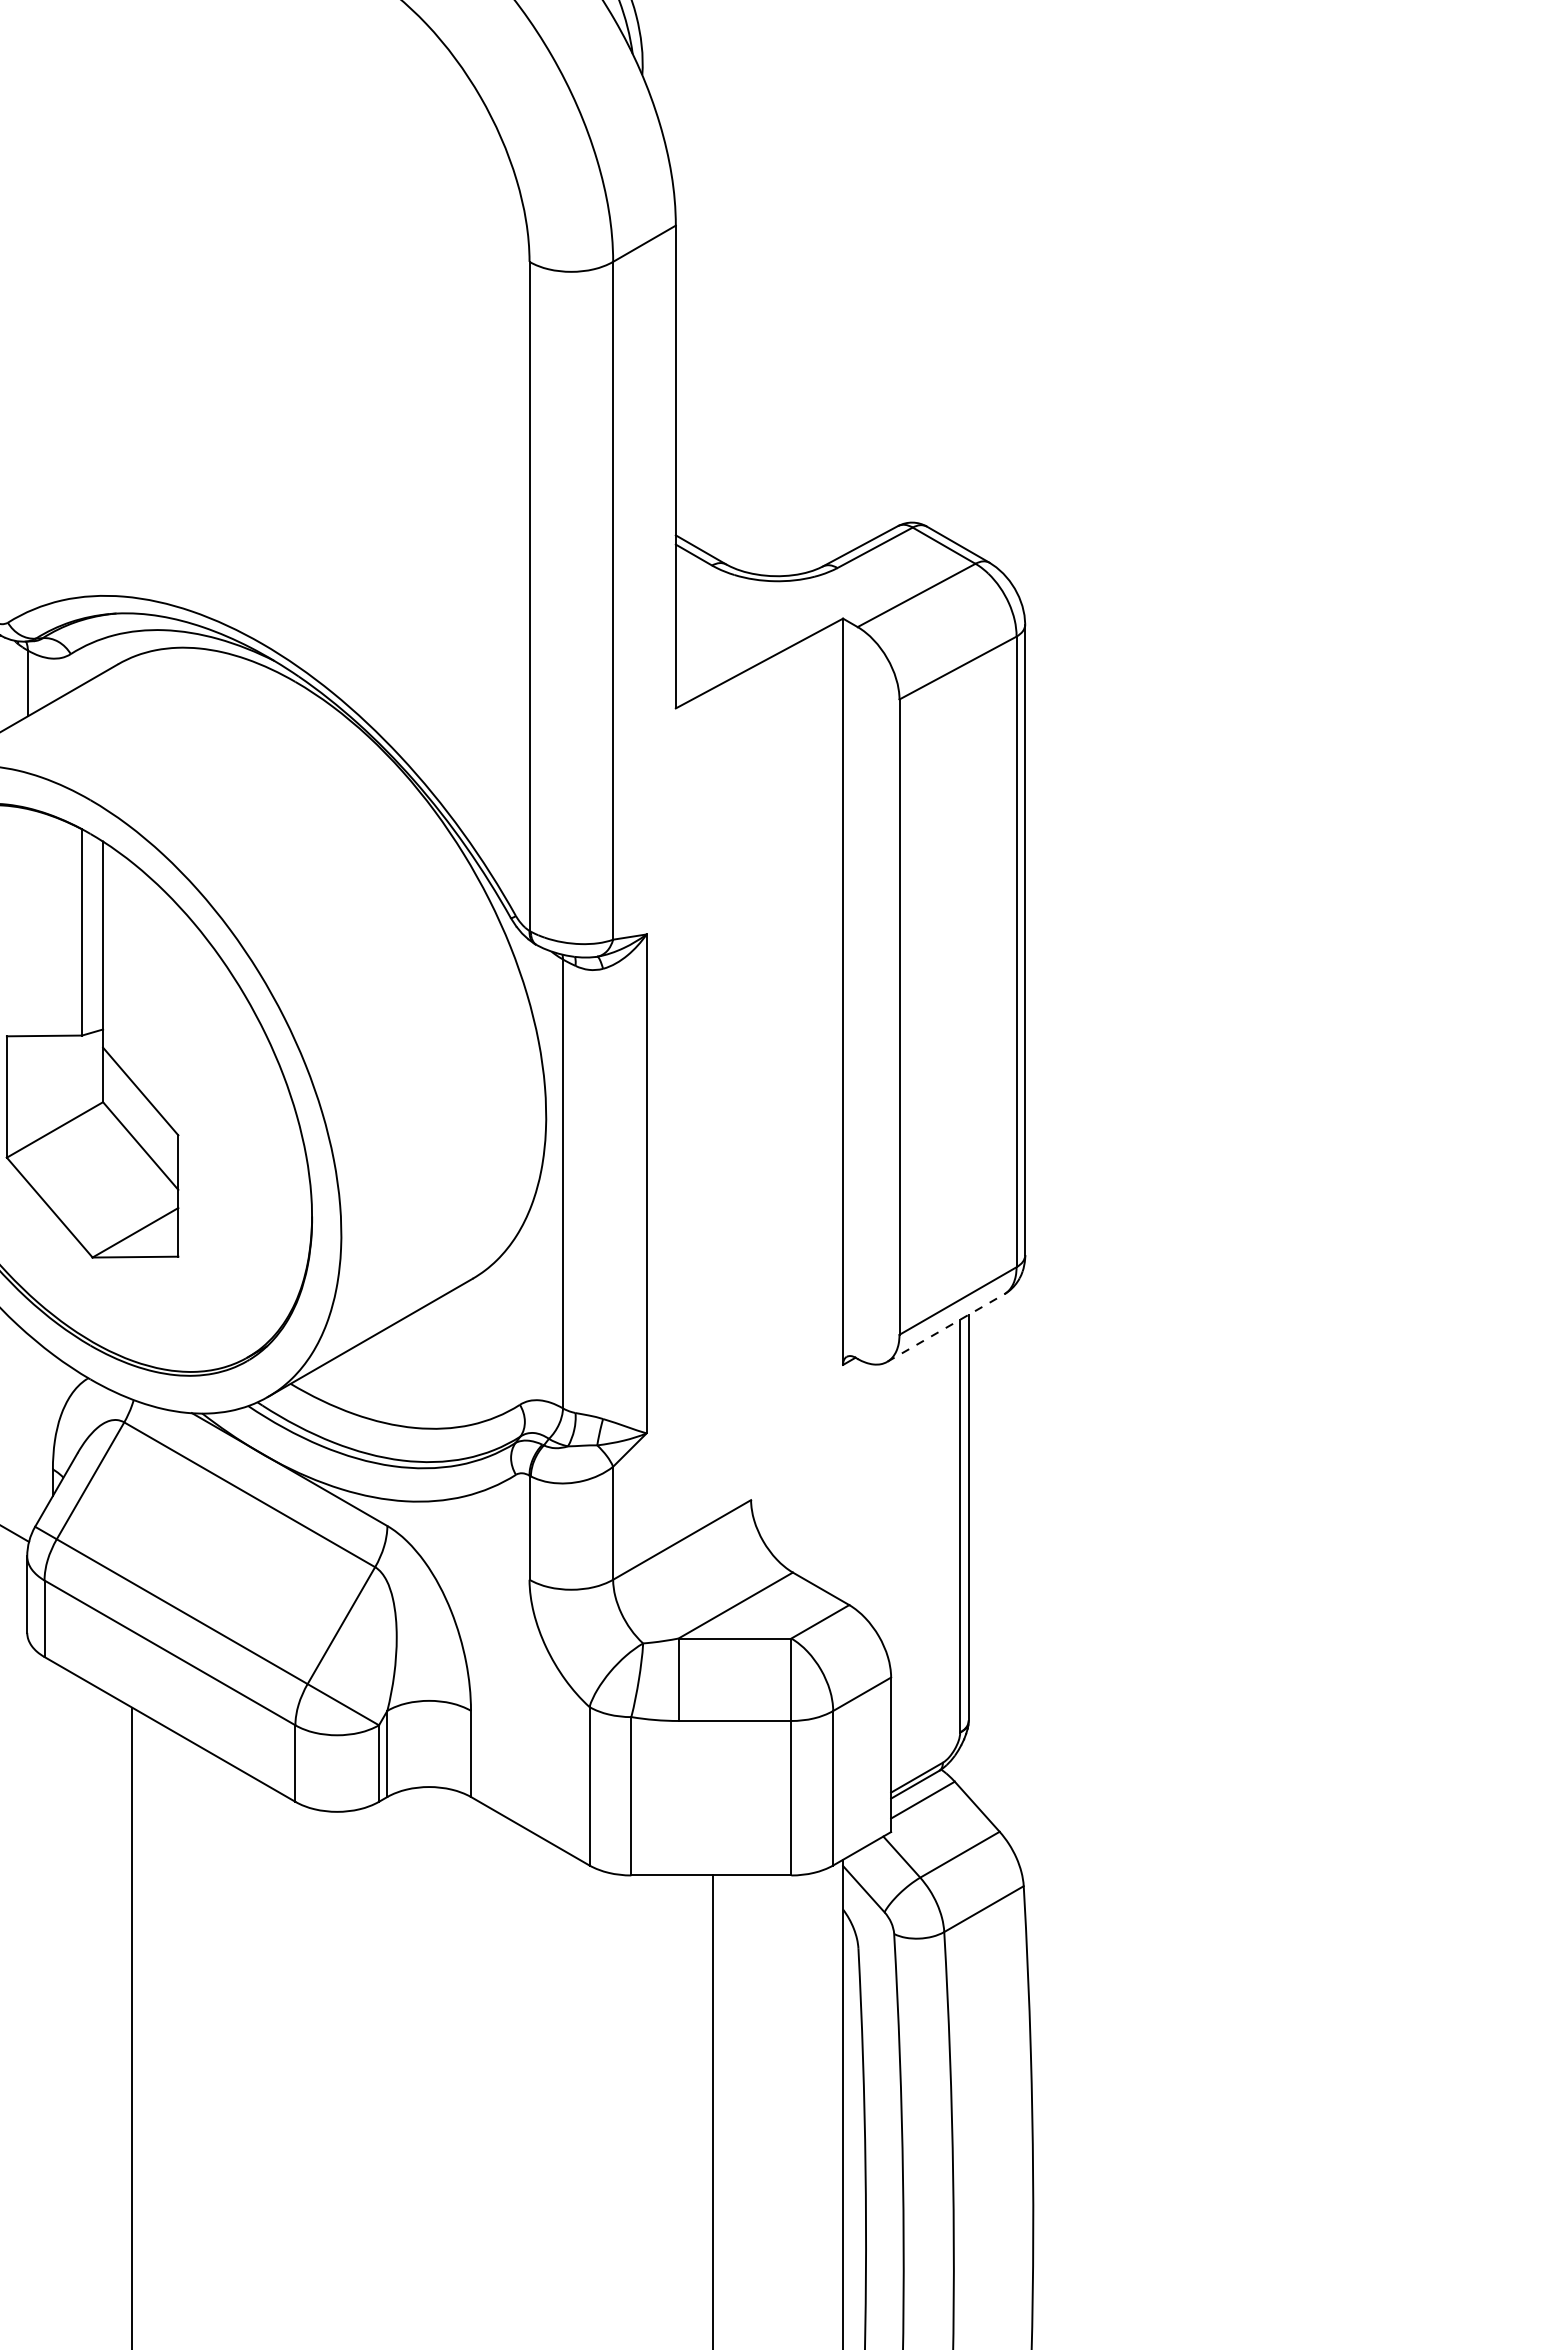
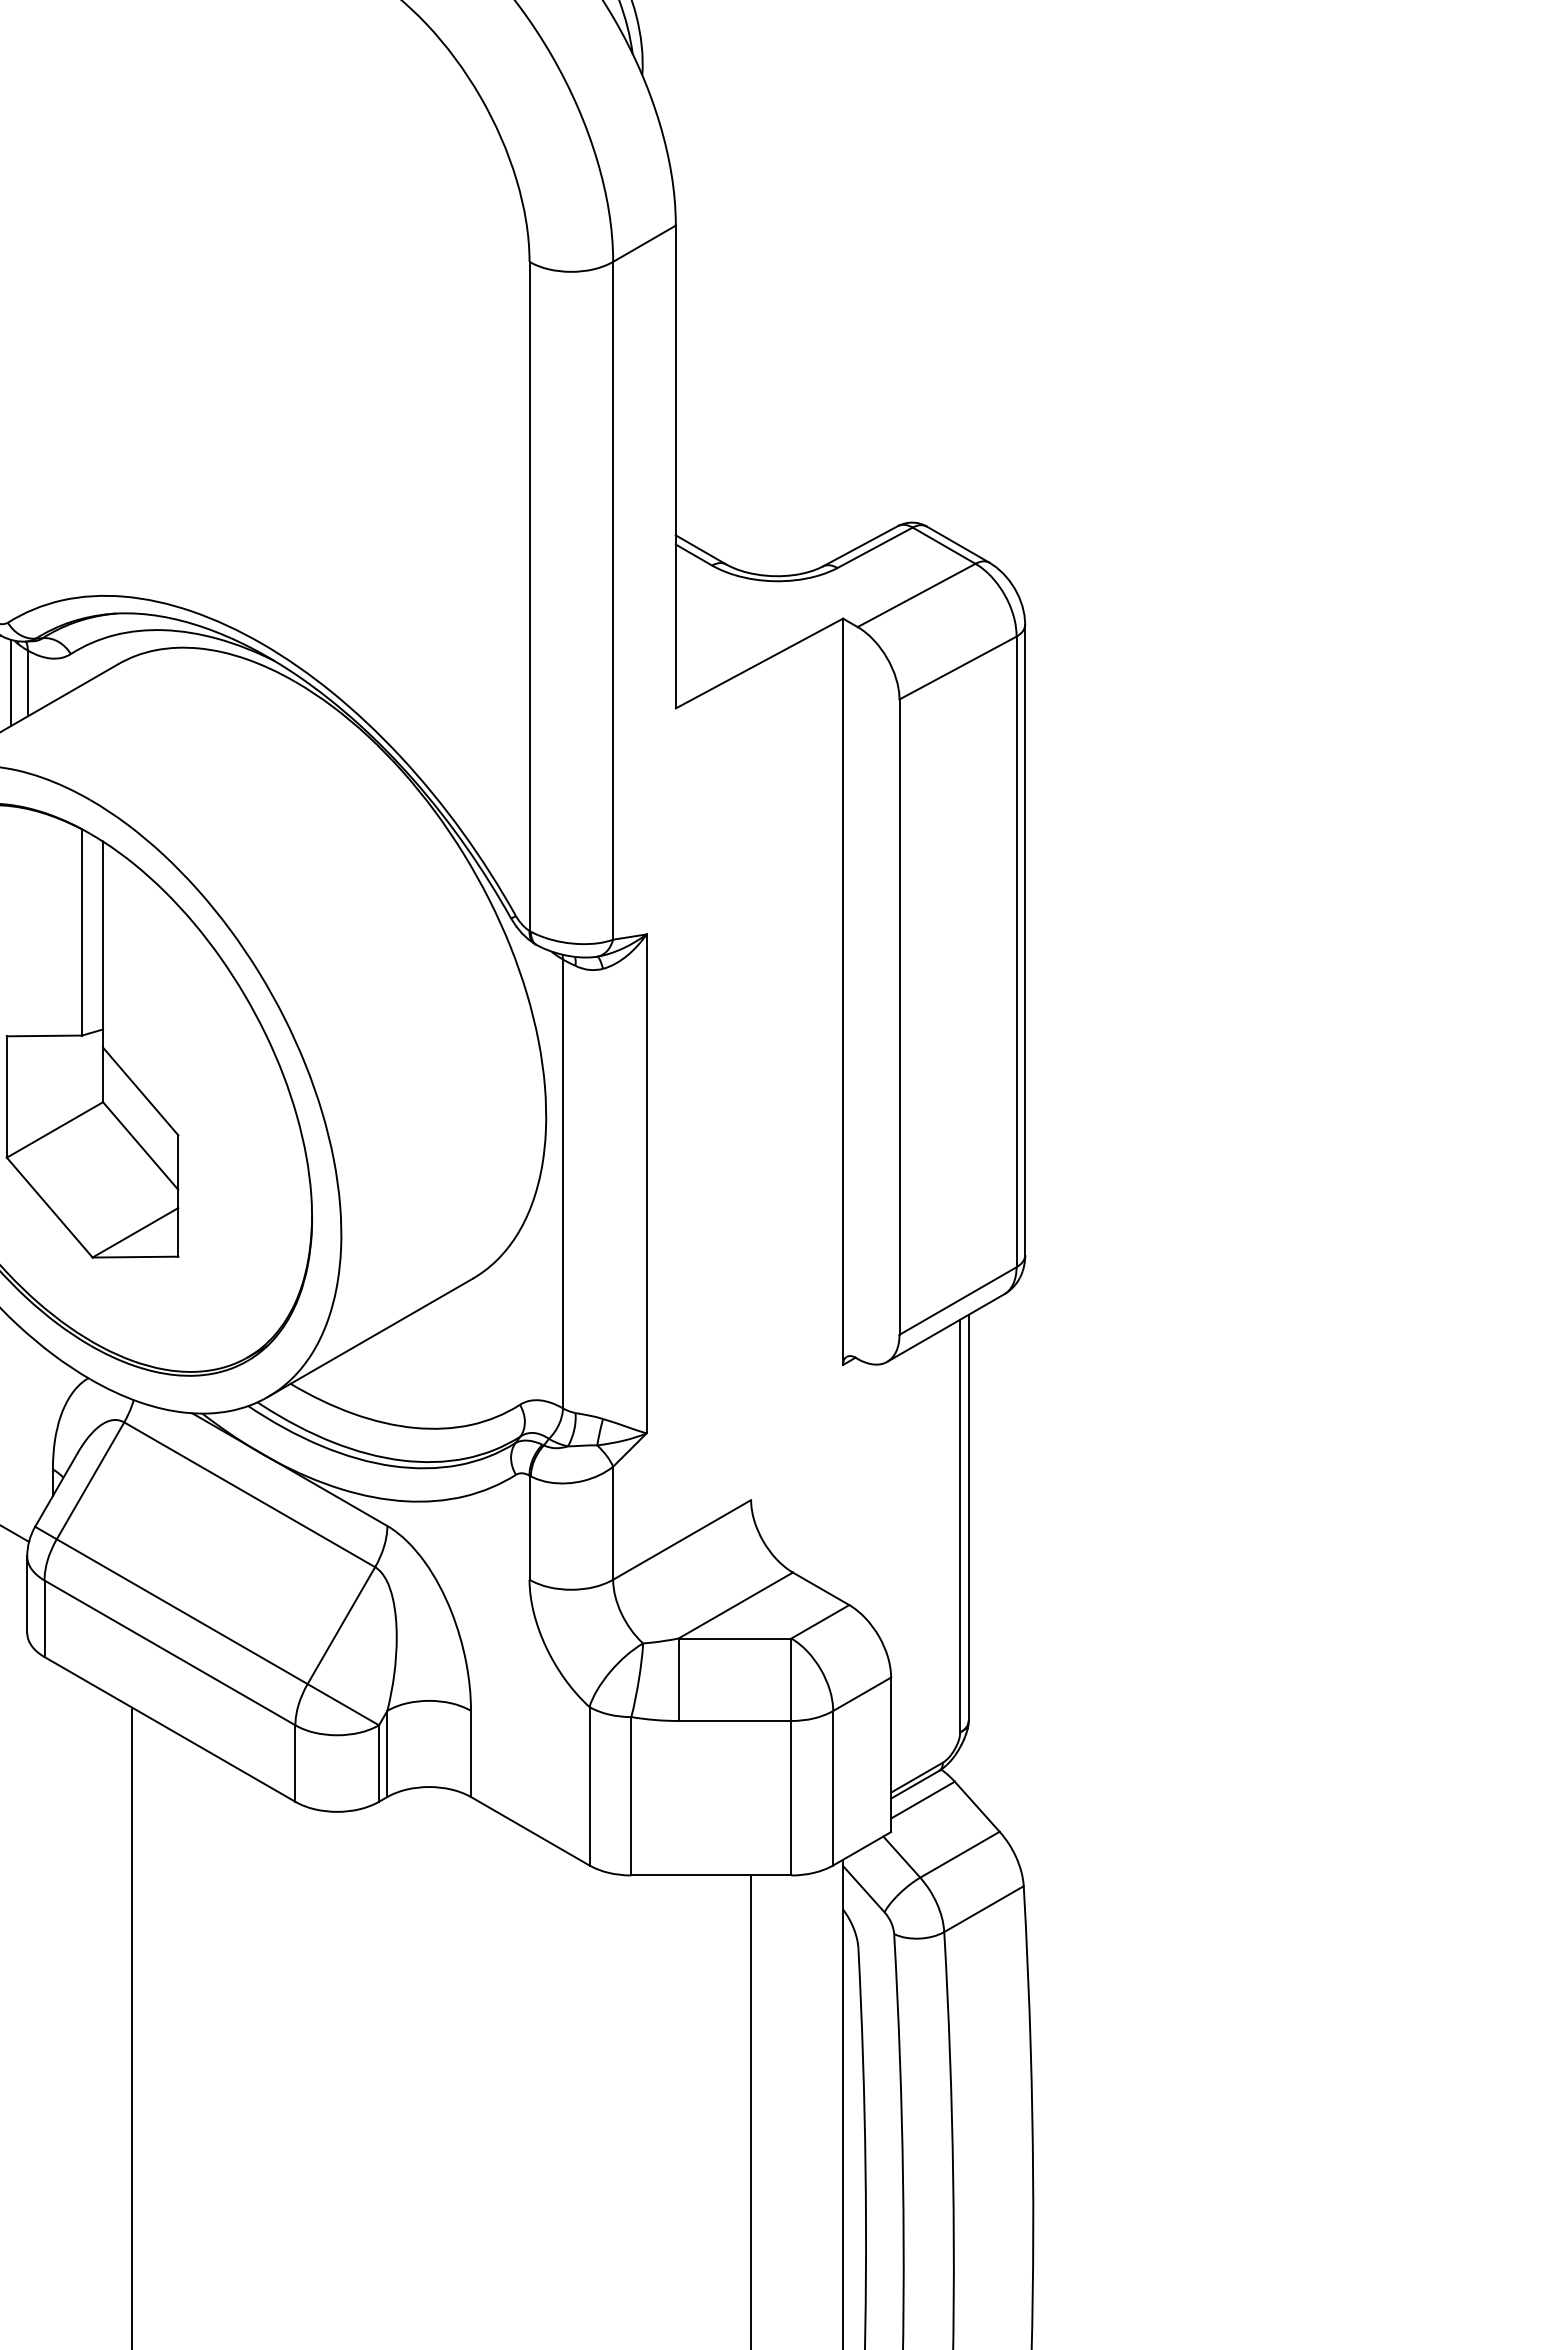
line: none -> present (10, 682)
line: dashed -> solid (945, 1328)
line position: (713, 2110) -> (751, 2110) (751, 2110)
